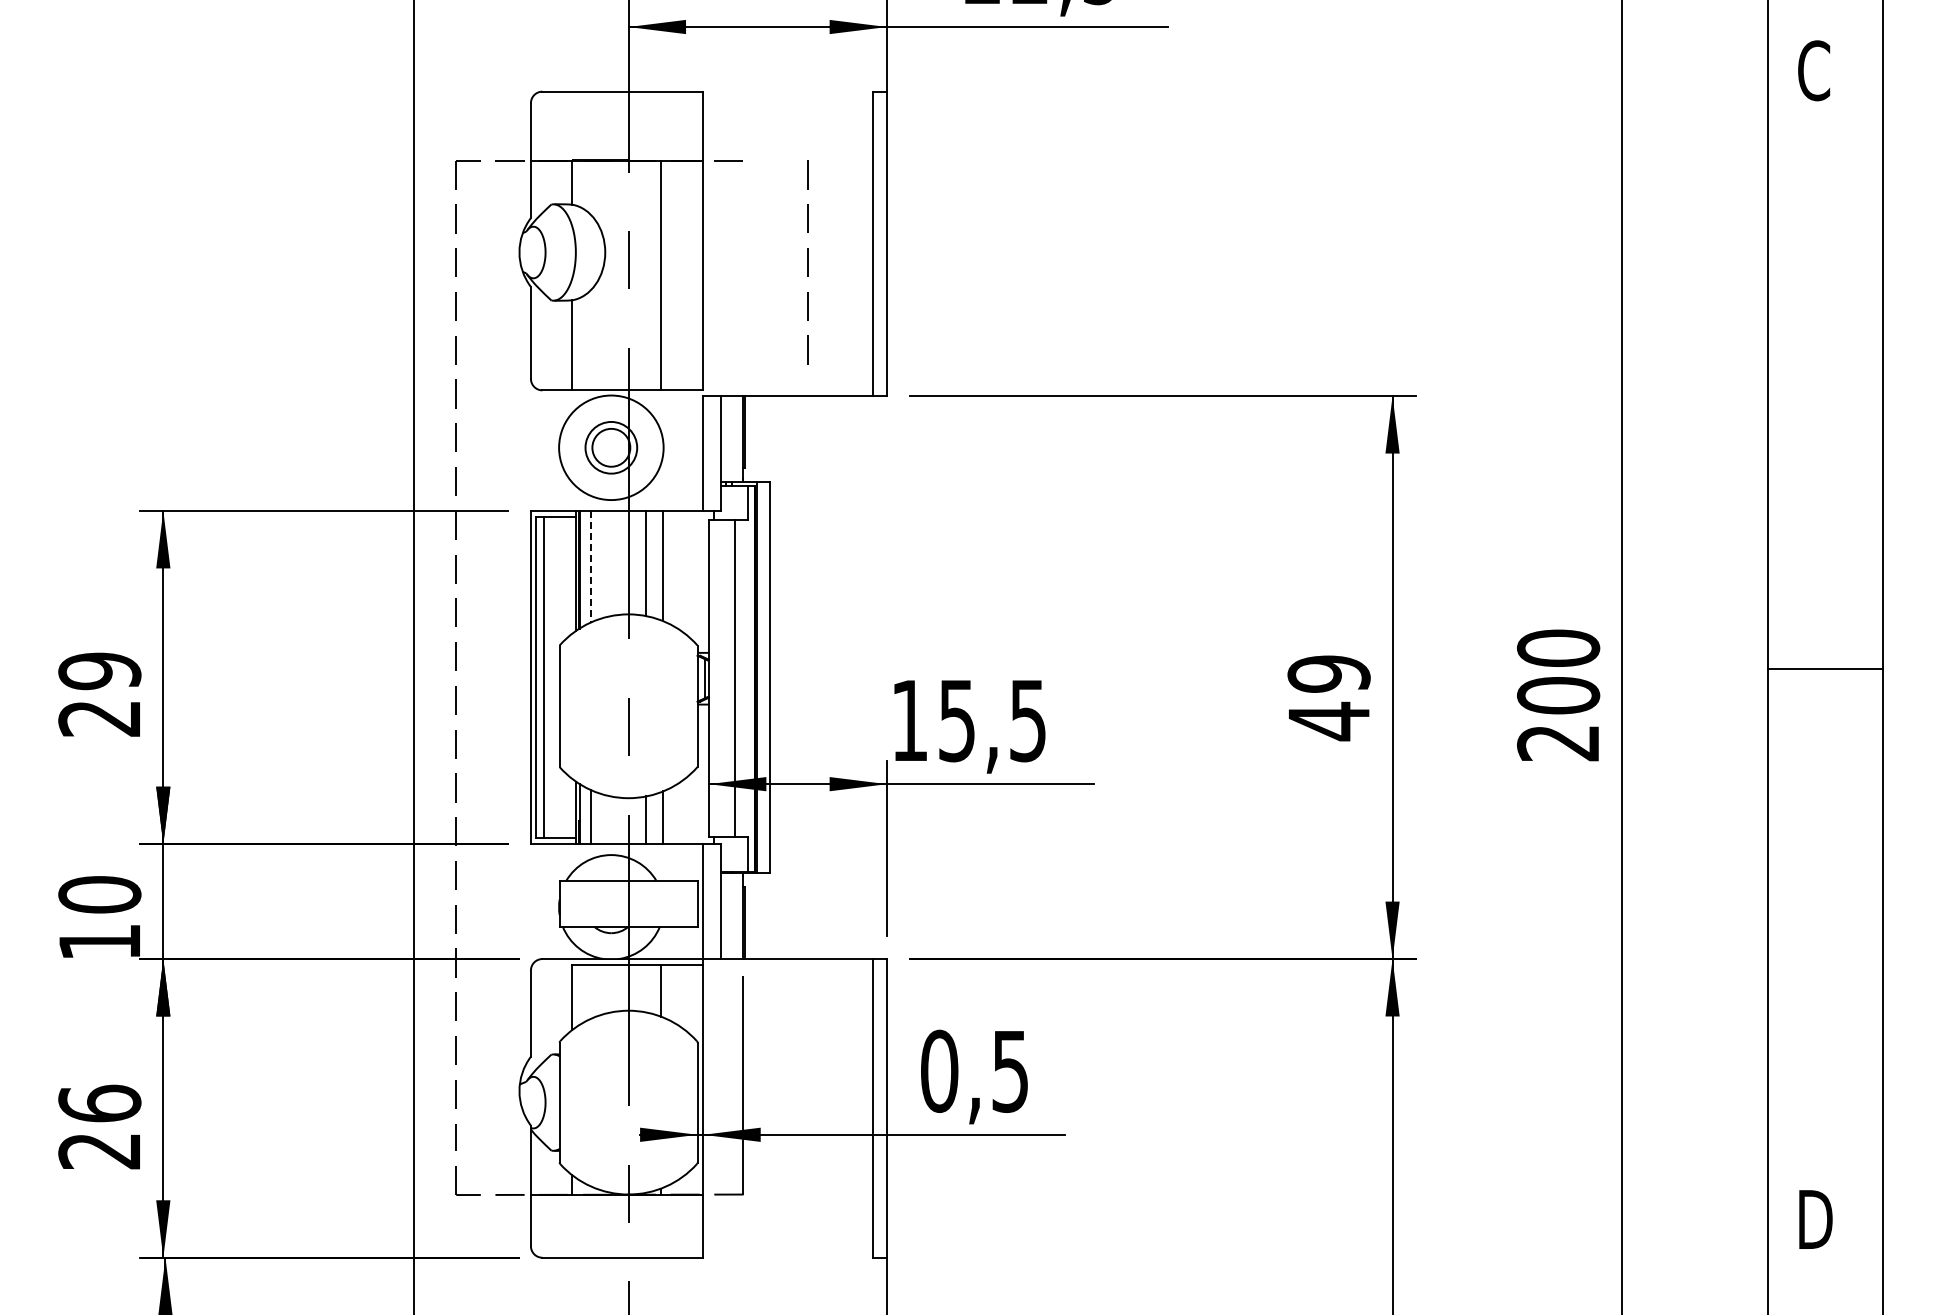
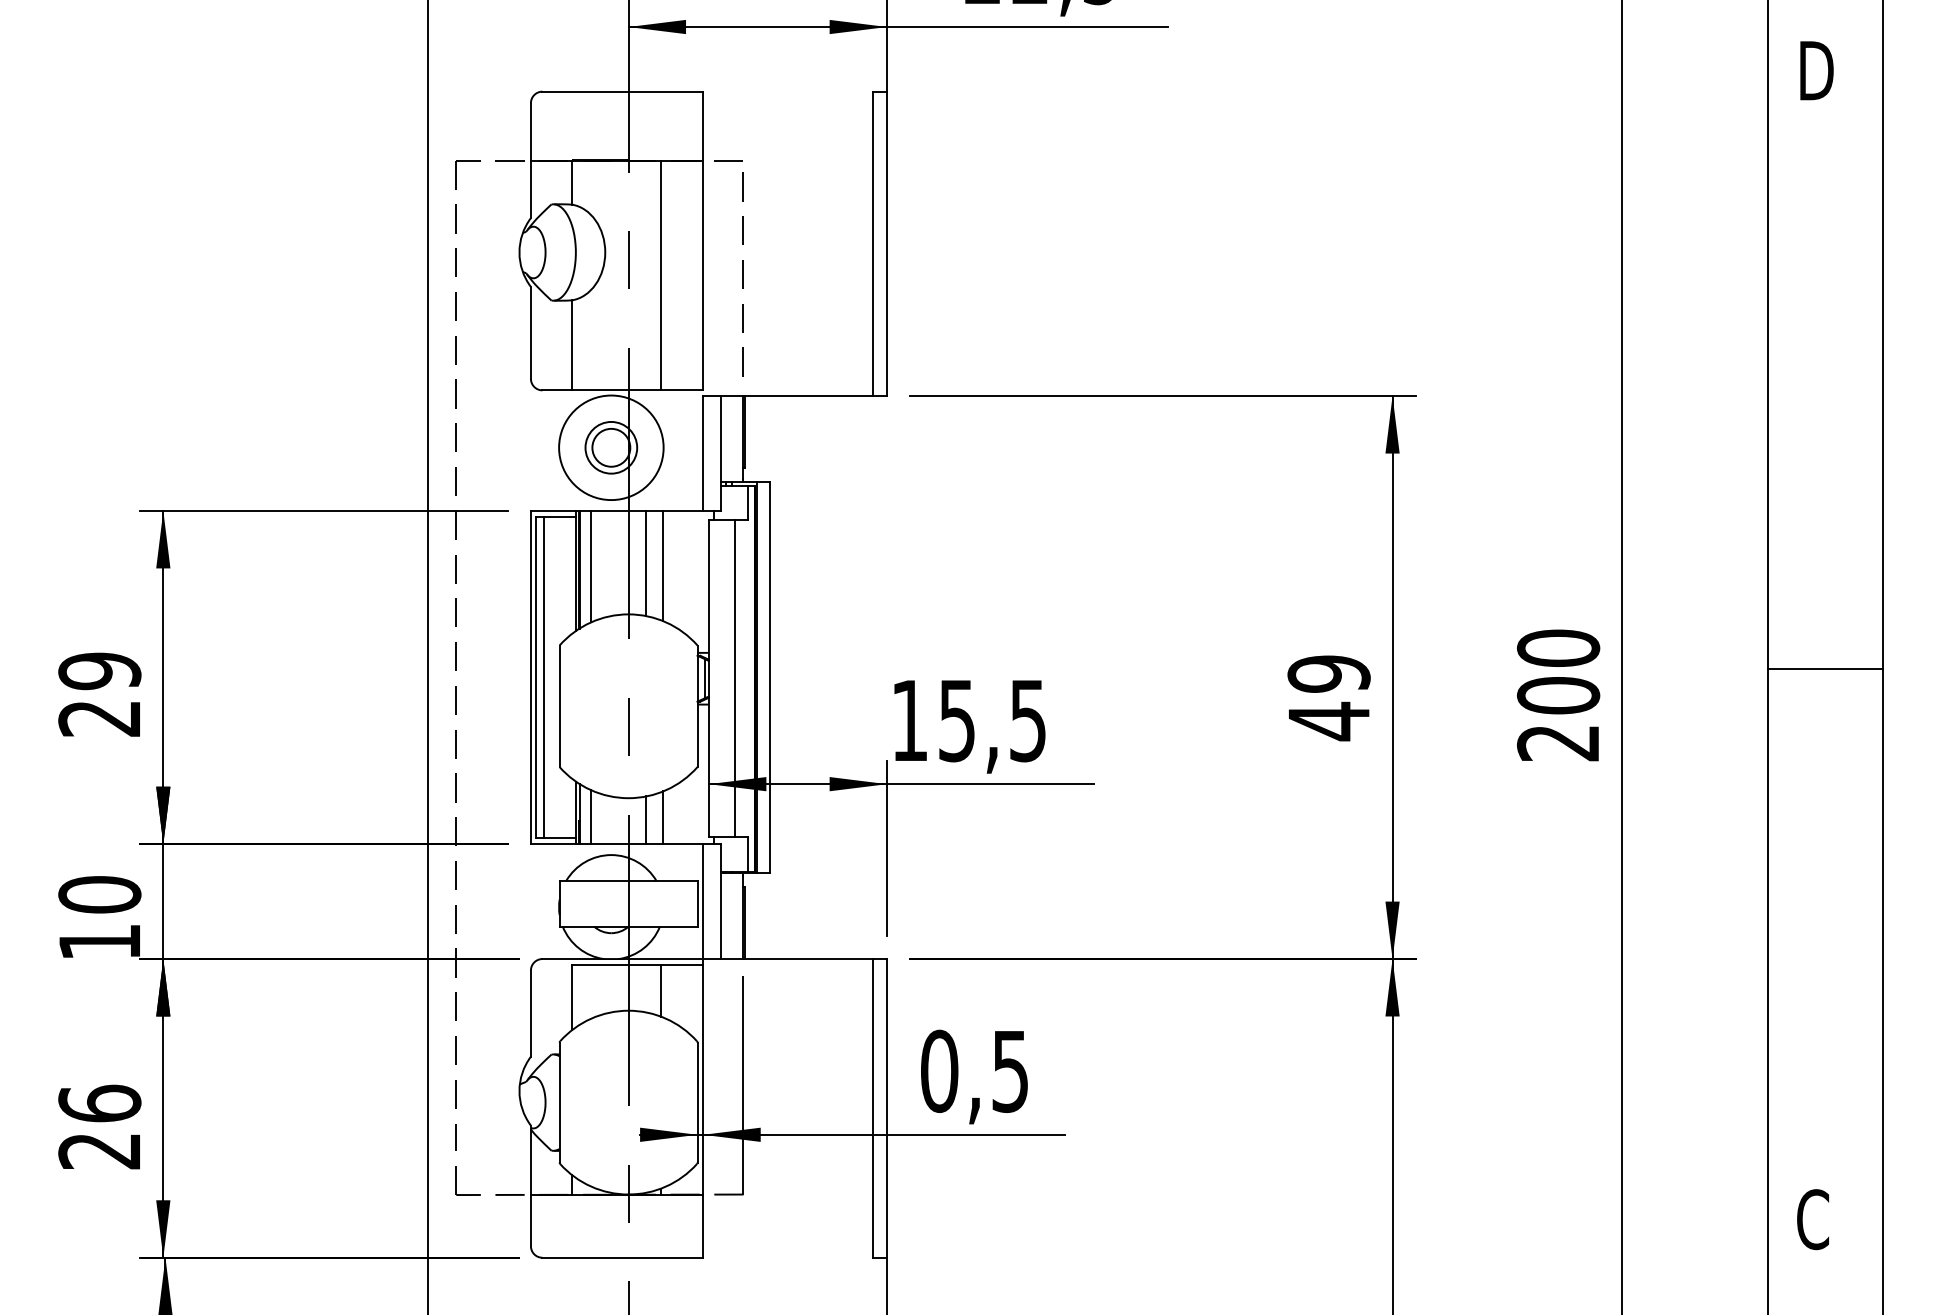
text: C -> D (1815, 70)
line position: (807, 262) -> (742, 274) (742, 274)
line: dashed -> solid (591, 566)
line position: (413, 656) -> (427, 656) (427, 656)
text: D -> C (1814, 1219)
